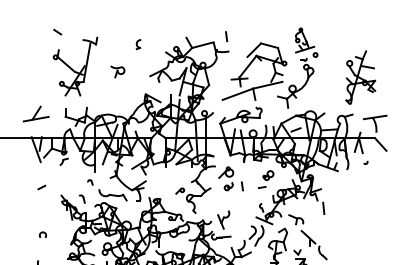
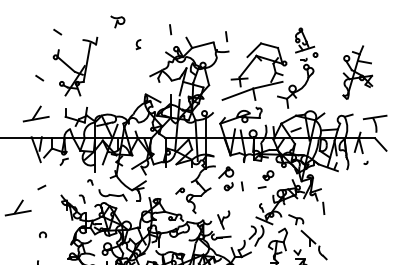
line: none -> present (170, 29)
part position: (117, 71) -> (117, 21) (117, 21)
line: none -> present (39, 77)
part position: (360, 77) -> (357, 72) (357, 72)
part: none -> present (17, 207)
